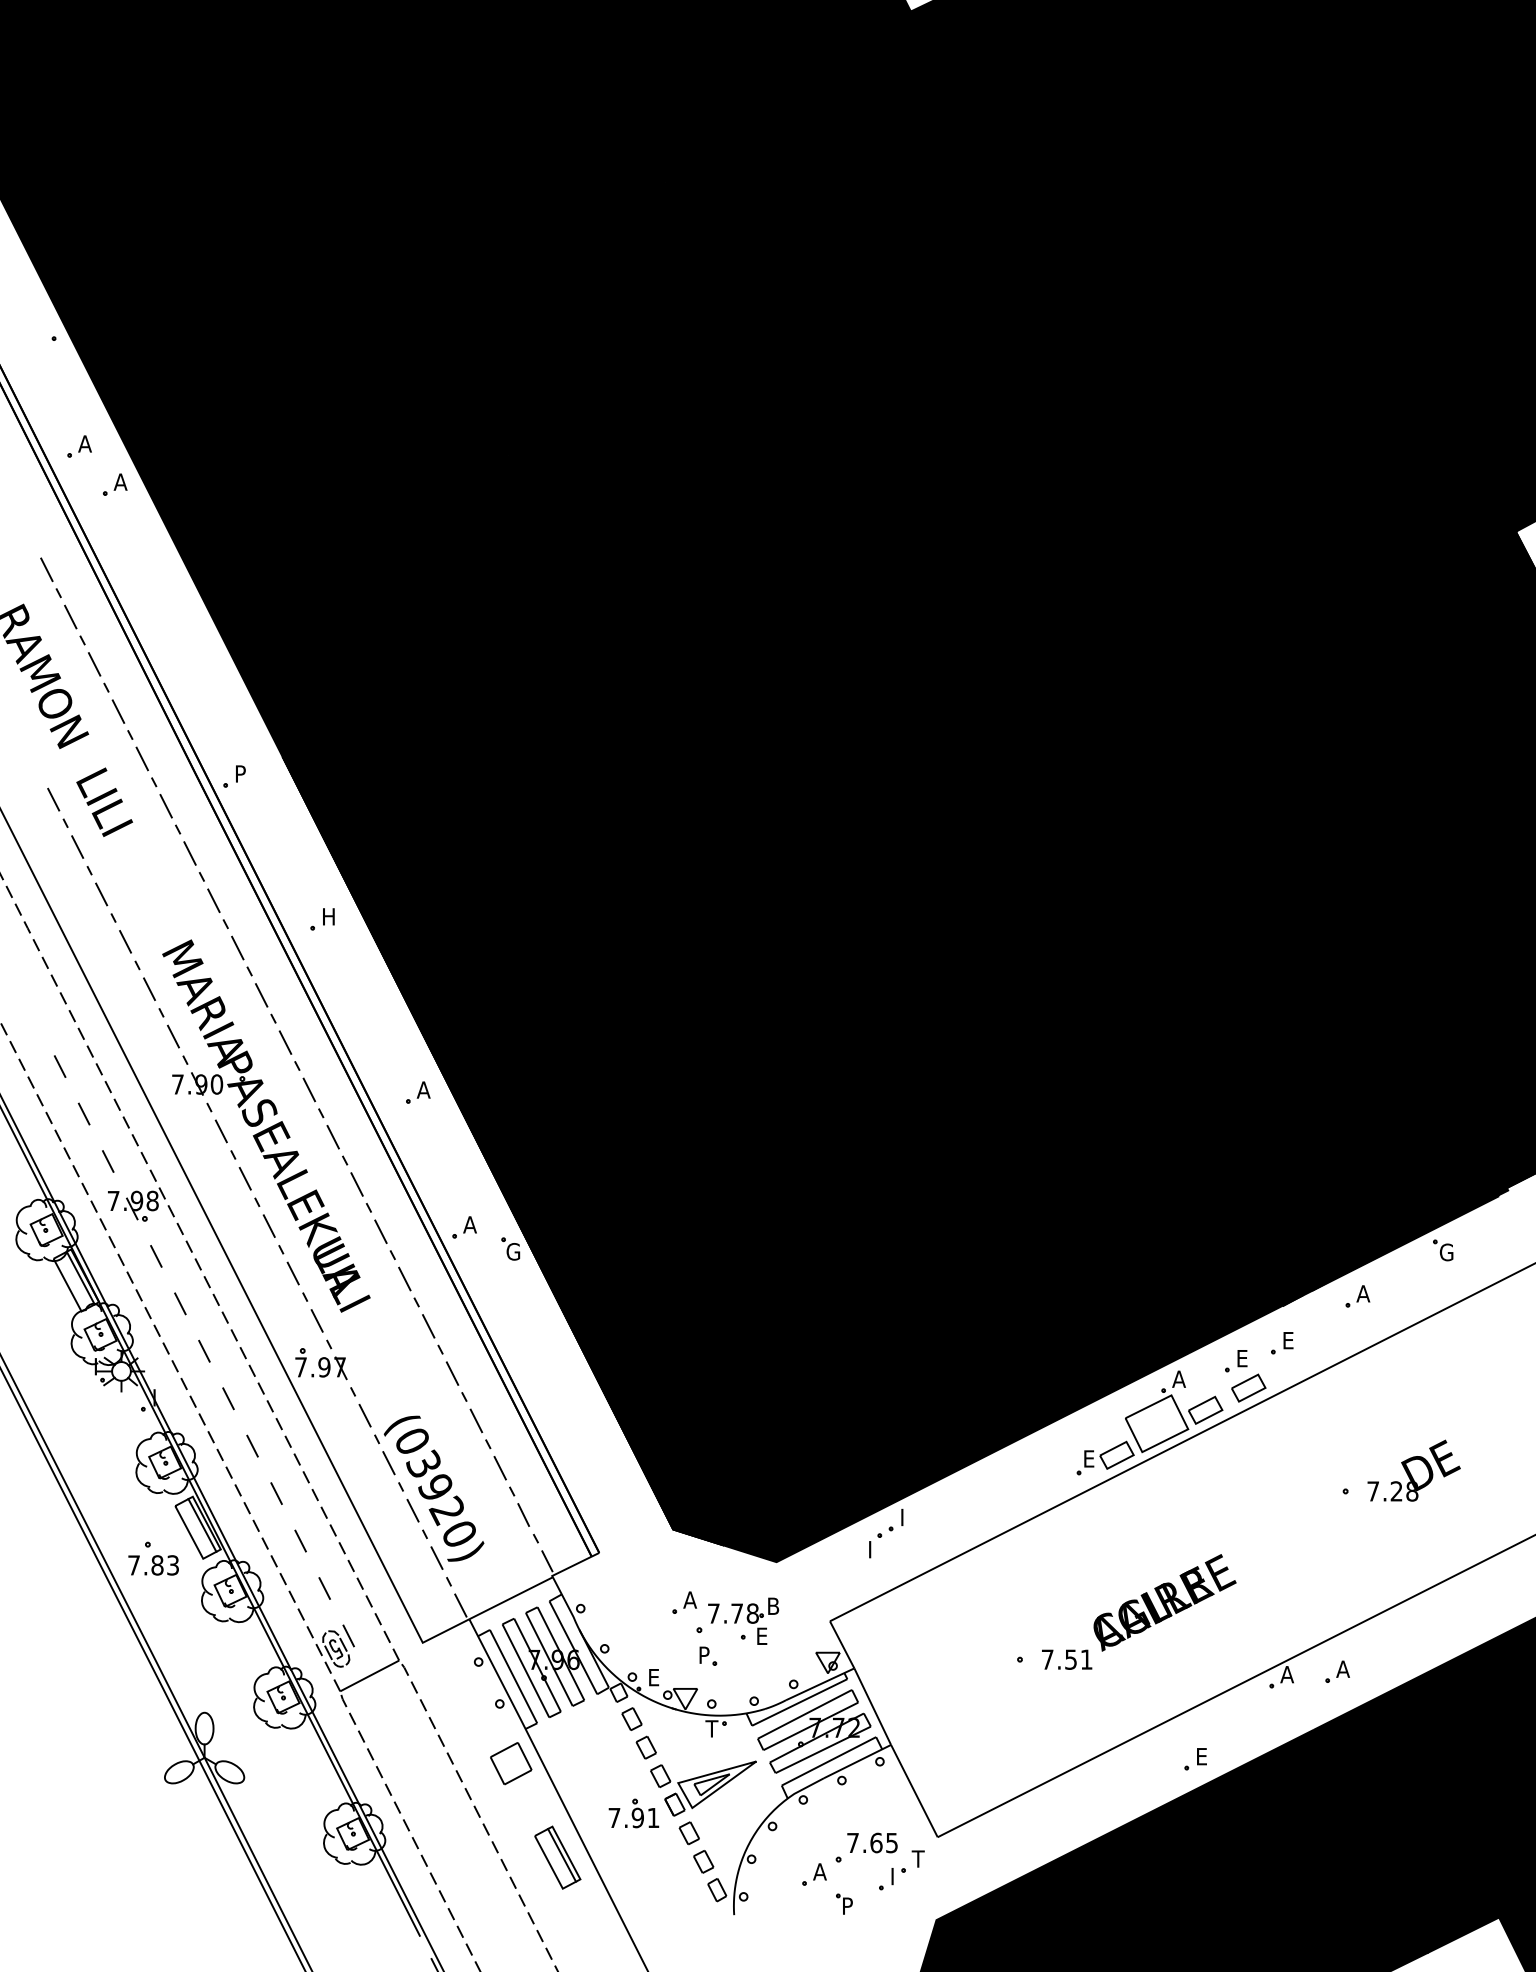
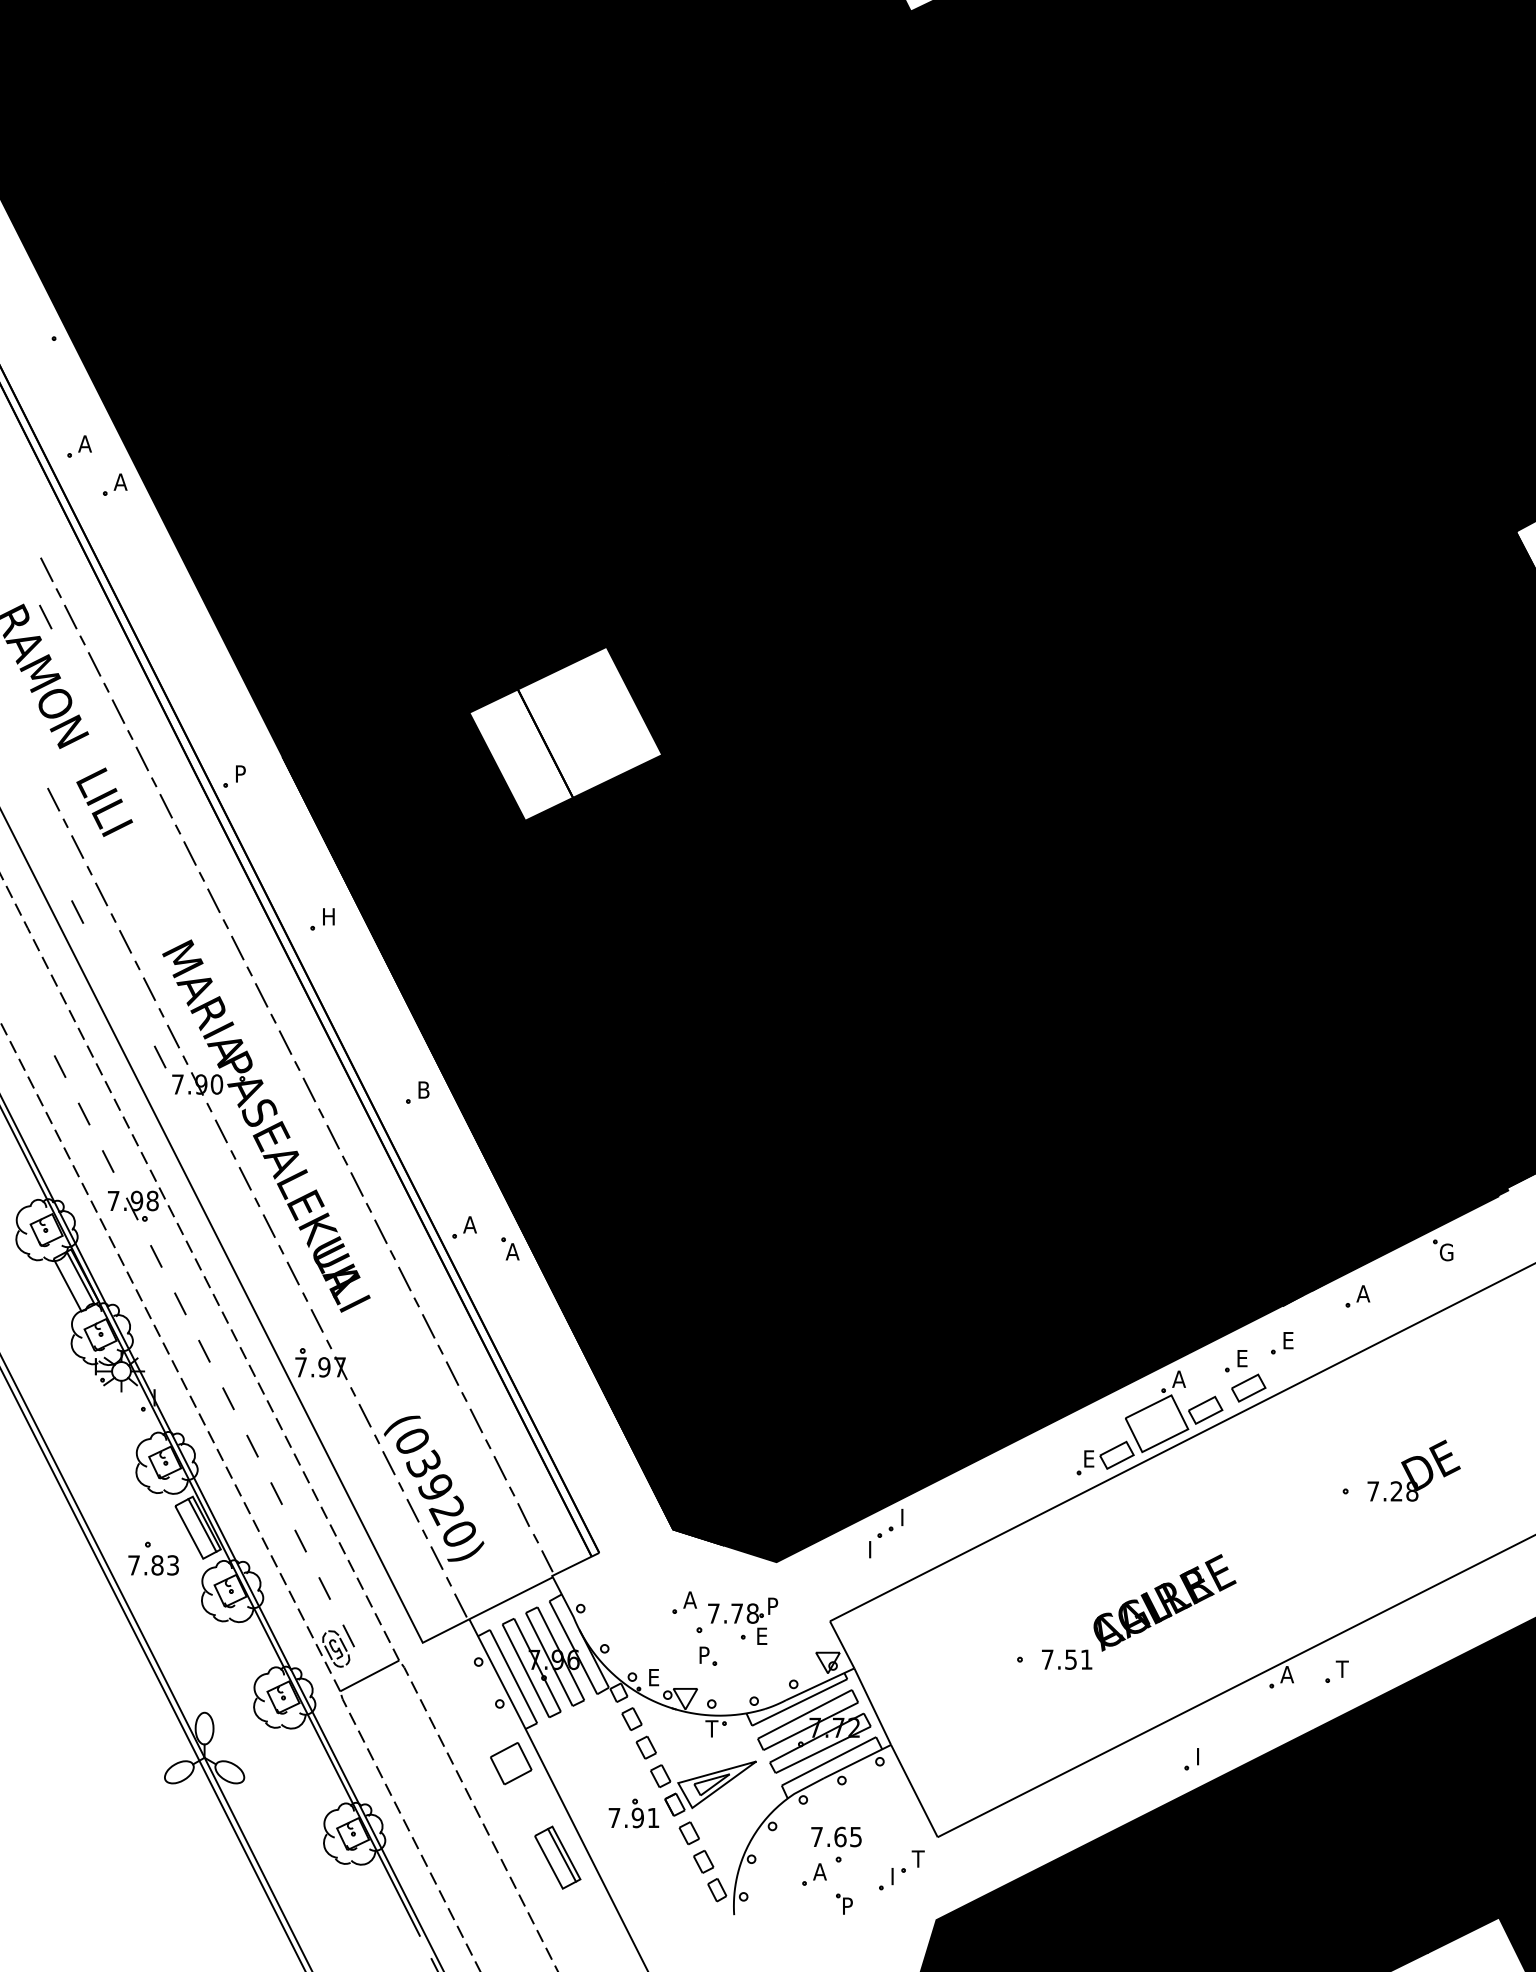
line: none -> present (45, 616)
fill: present -> none (565, 733)
line: none -> present (77, 911)
line: none -> present (159, 1056)
text: A -> B (423, 1089)
text: G -> A (512, 1251)
text: B -> P (774, 1605)
text: A -> T (1342, 1668)
text: E -> I (1202, 1756)
text position: (872, 1842) -> (836, 1836) (836, 1836)
